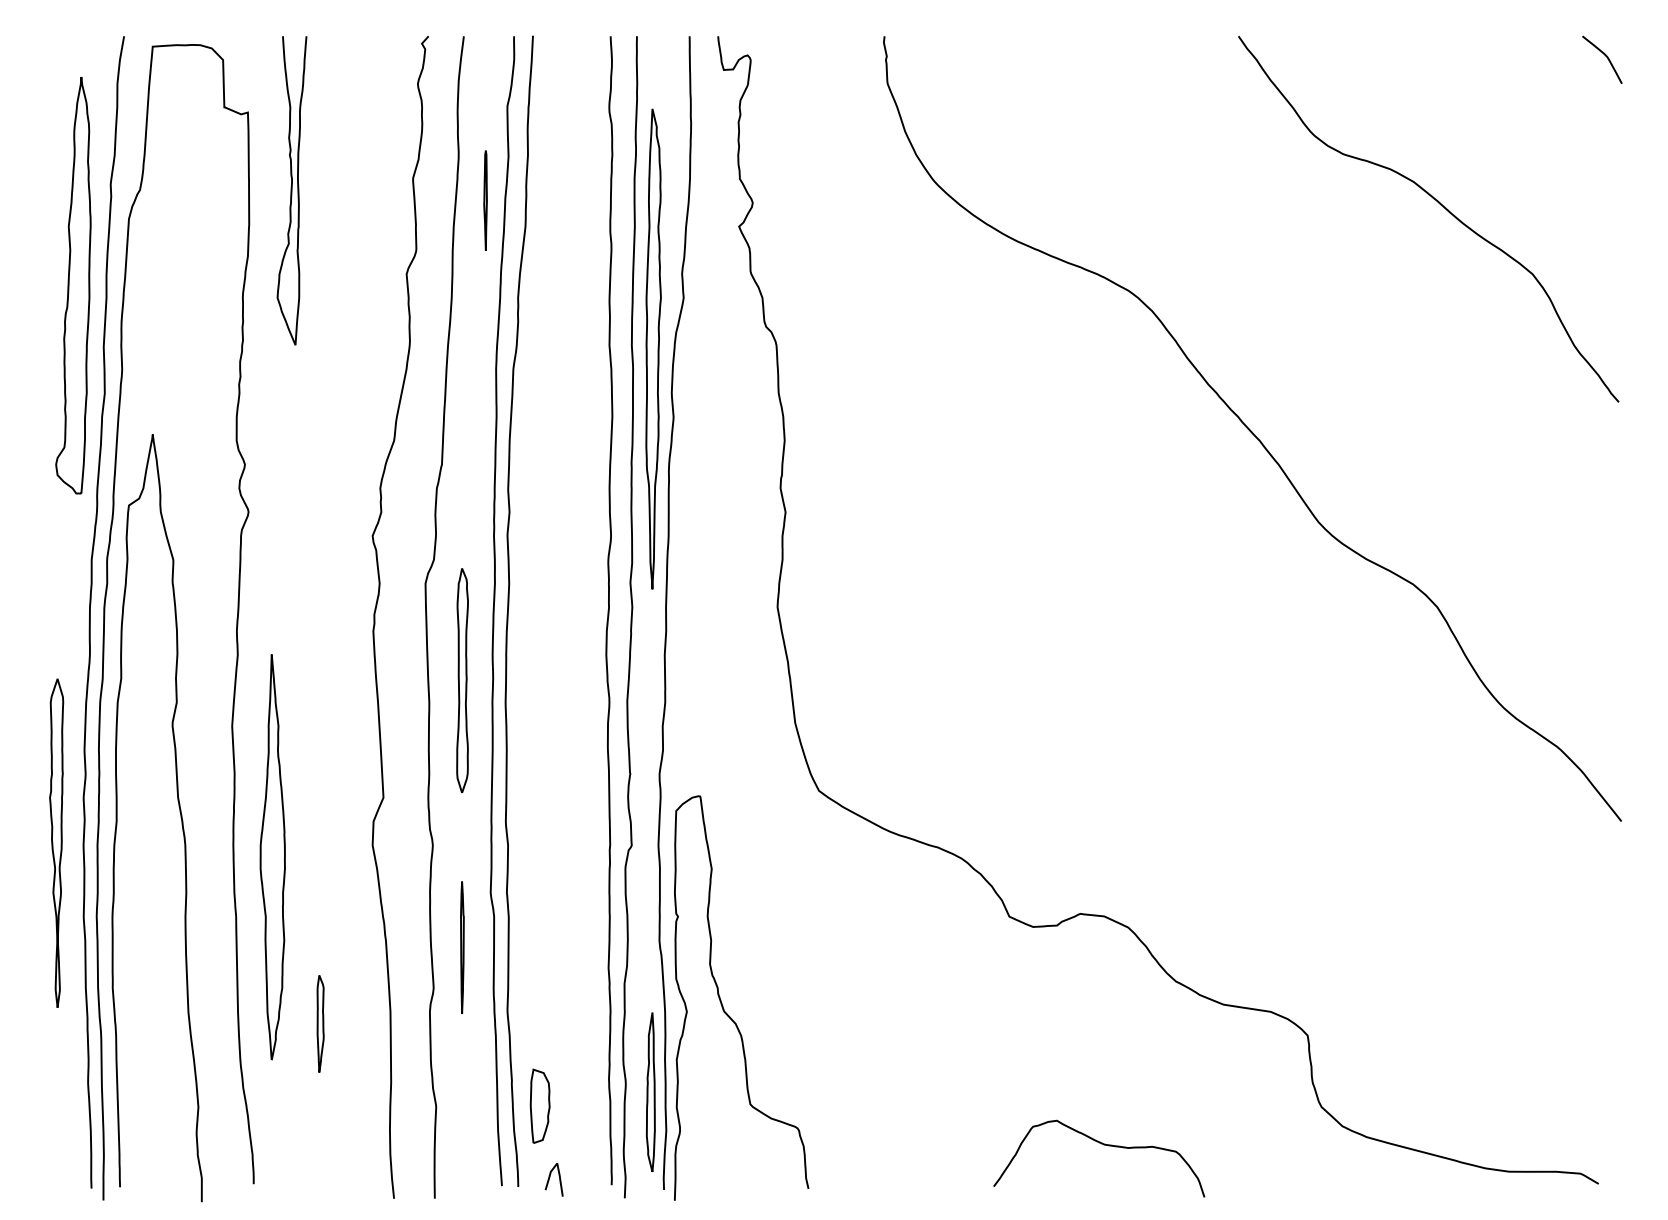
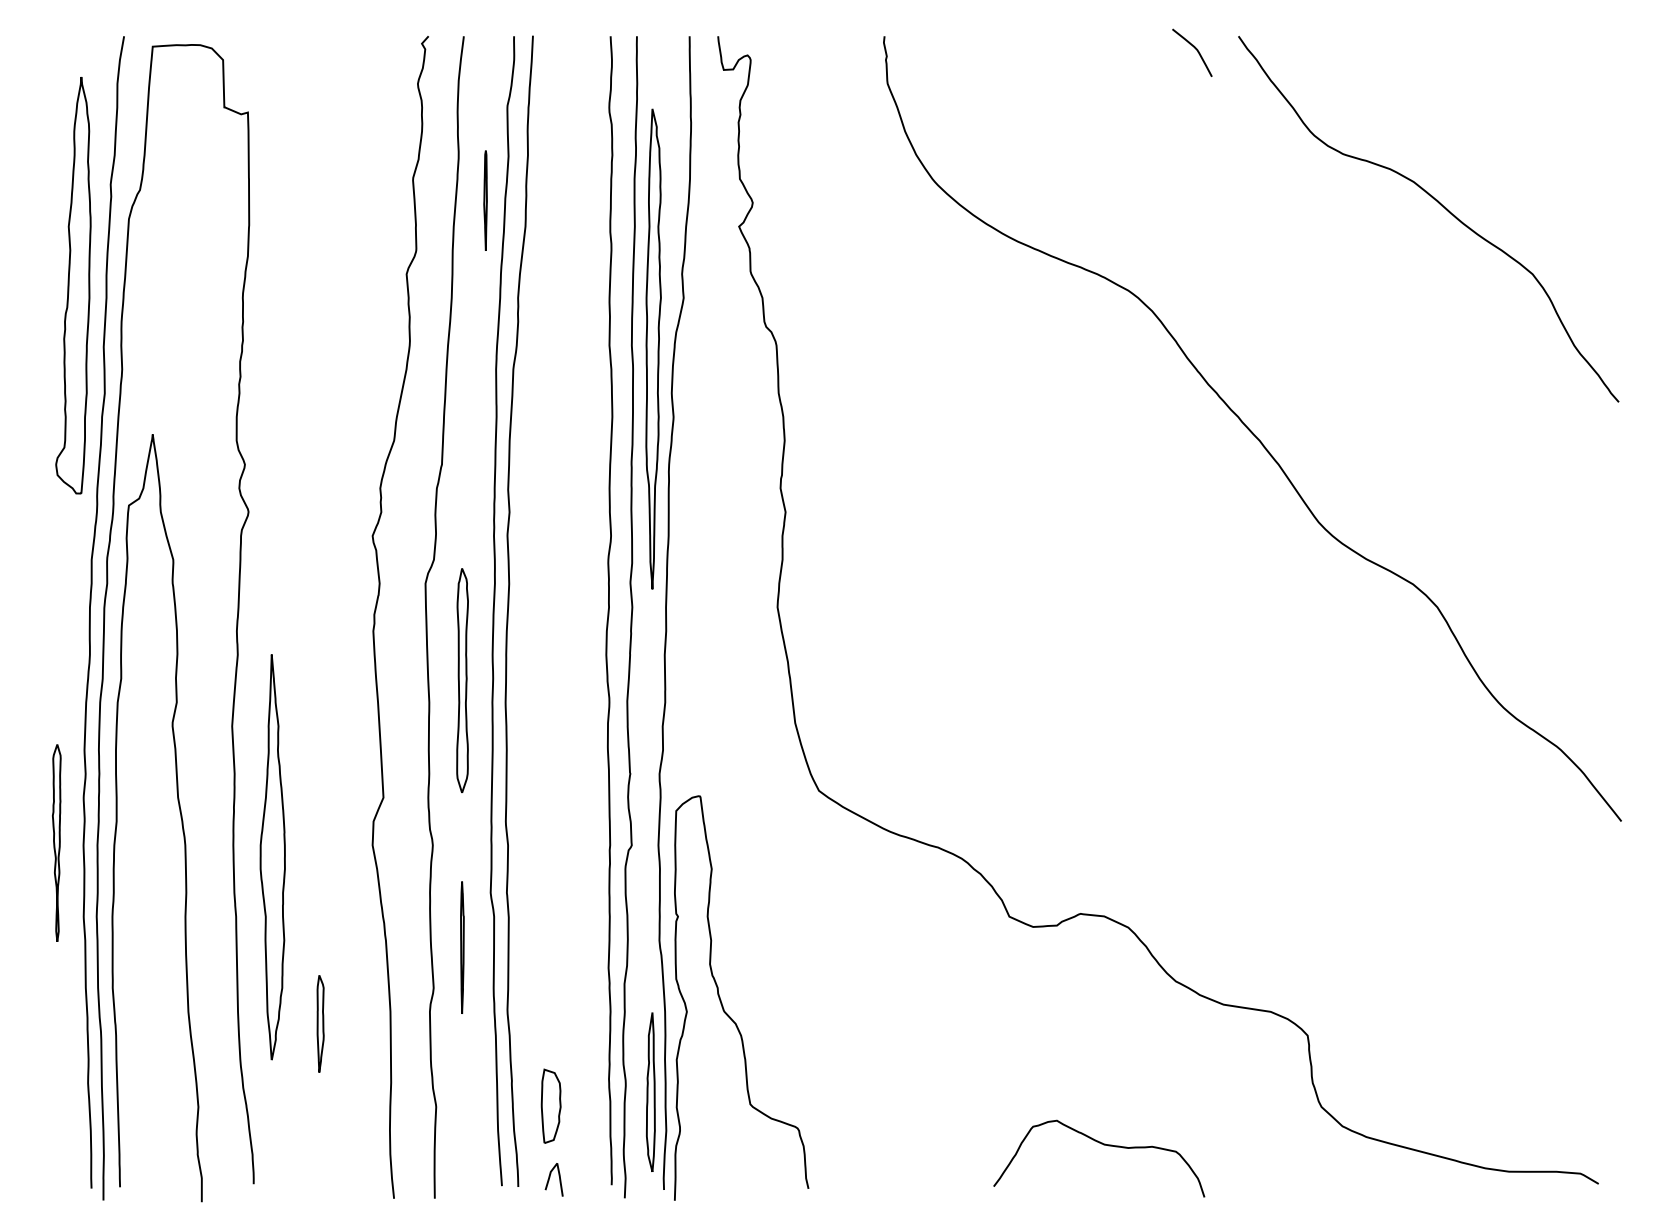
curve position: (1605, 56) -> (1195, 49) (1195, 49)
curve: present -> none (291, 190)
part size: 16x330 px -> 10x198 px (56, 842)
part position: (539, 1105) -> (550, 1105) (550, 1105)
